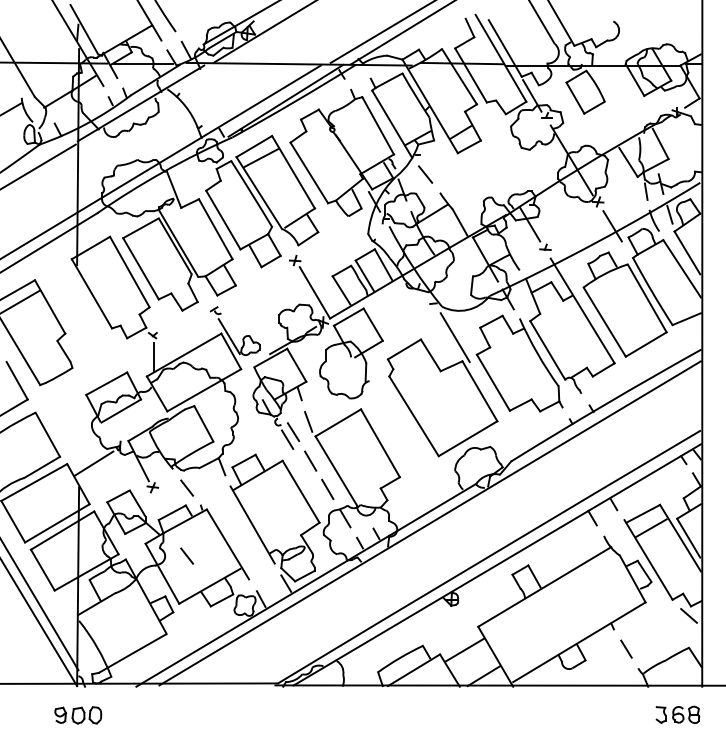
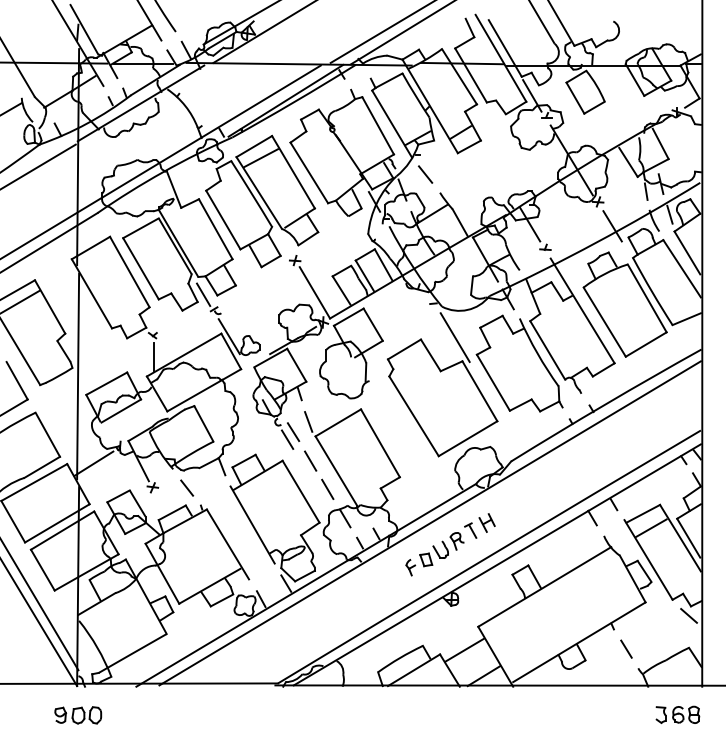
line: none -> present (203, 294)
line: none -> present (78, 376)
part: none -> present (450, 544)
line: present -> none (187, 555)
